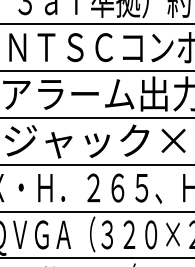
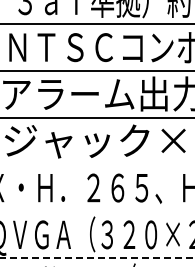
line: present -> none (96, 164)
line: present -> none (96, 211)
line: solid -> dashed (97, 258)
